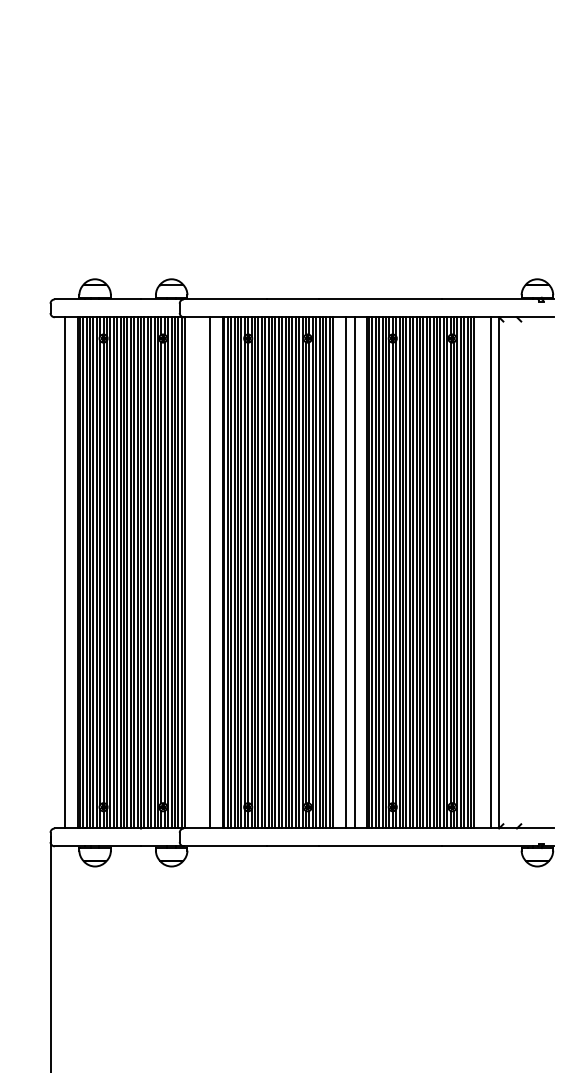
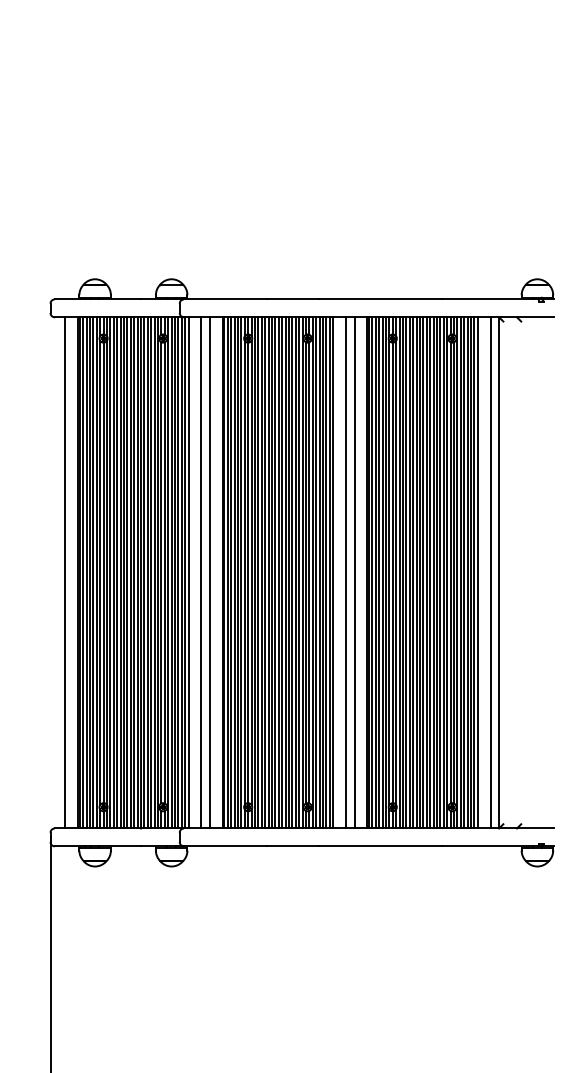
line: none -> present (188, 572)
line: none -> present (201, 572)
line: none -> present (477, 572)
